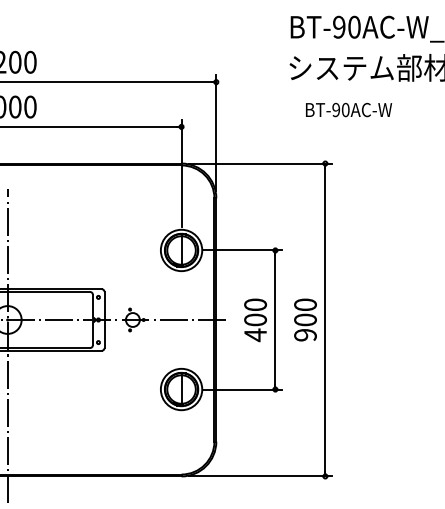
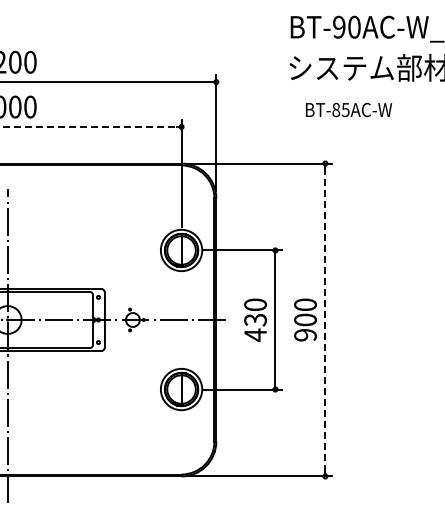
text: BT-90AC-W -> BT-85AC-W (340, 109)
line: solid -> dashed (89, 126)
text: 400 -> 430 (255, 319)
line: solid -> dashed (325, 320)
